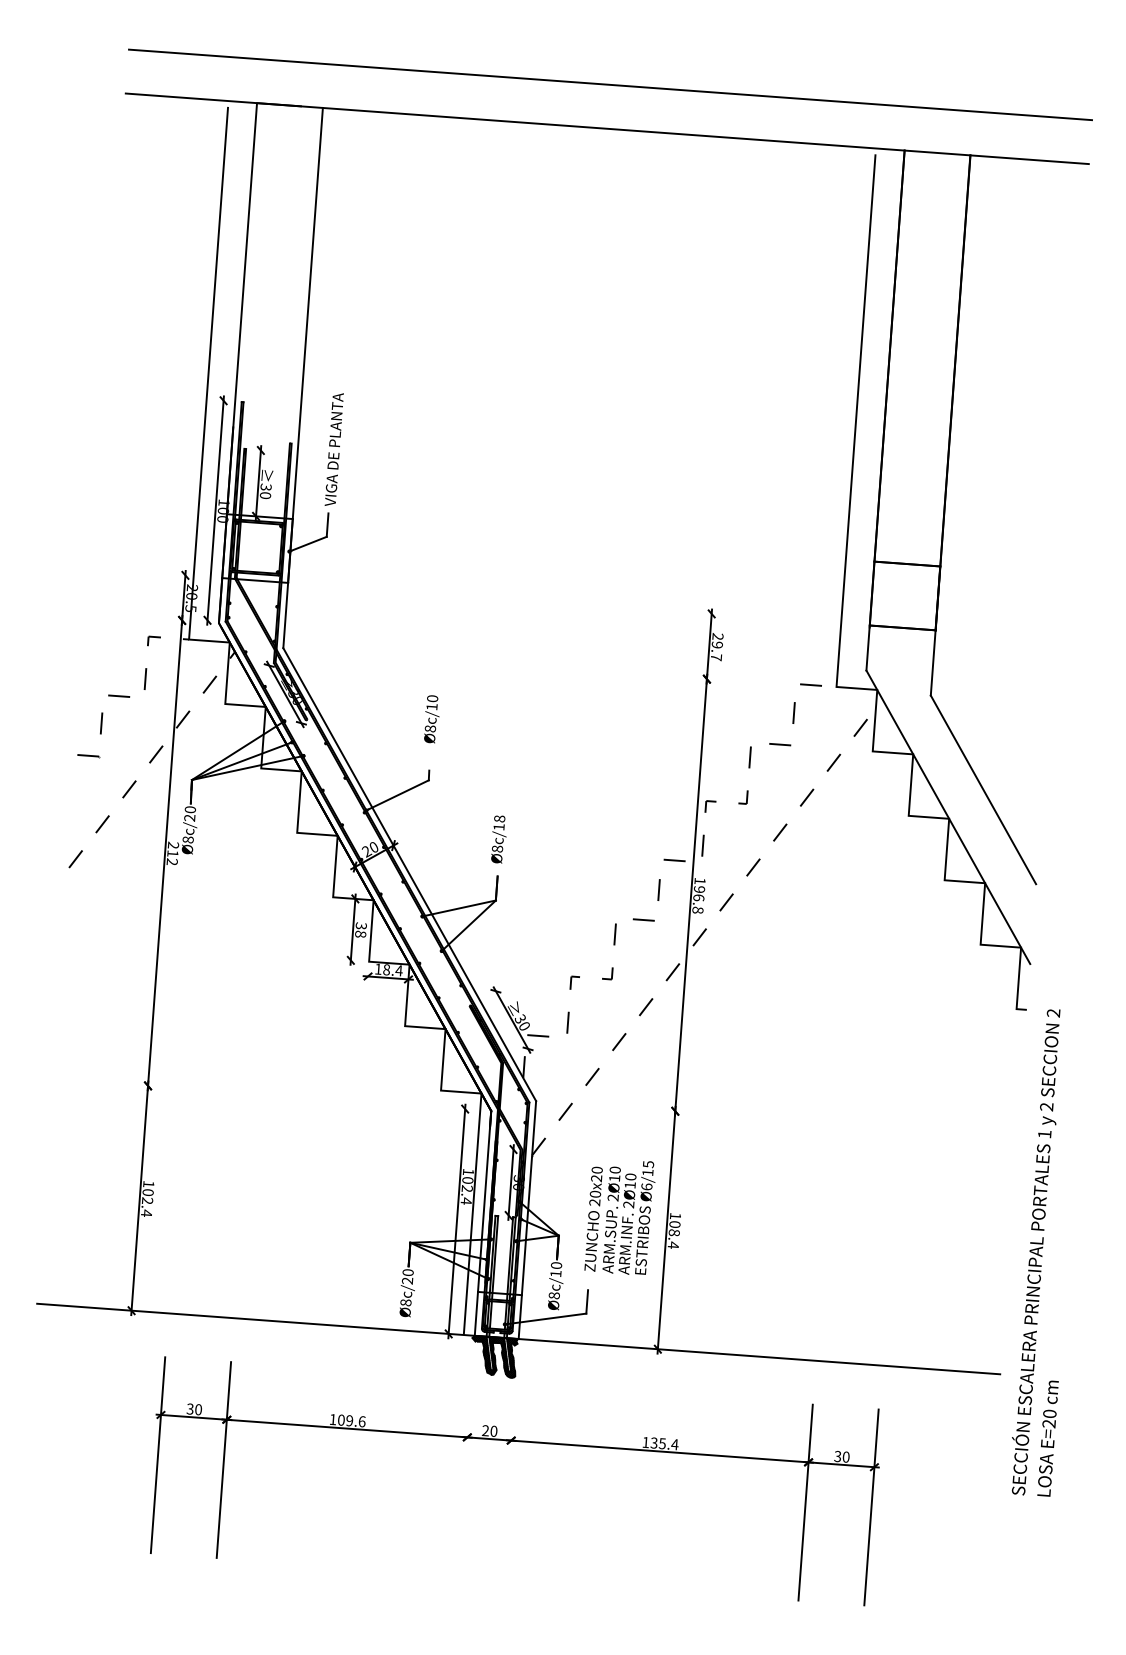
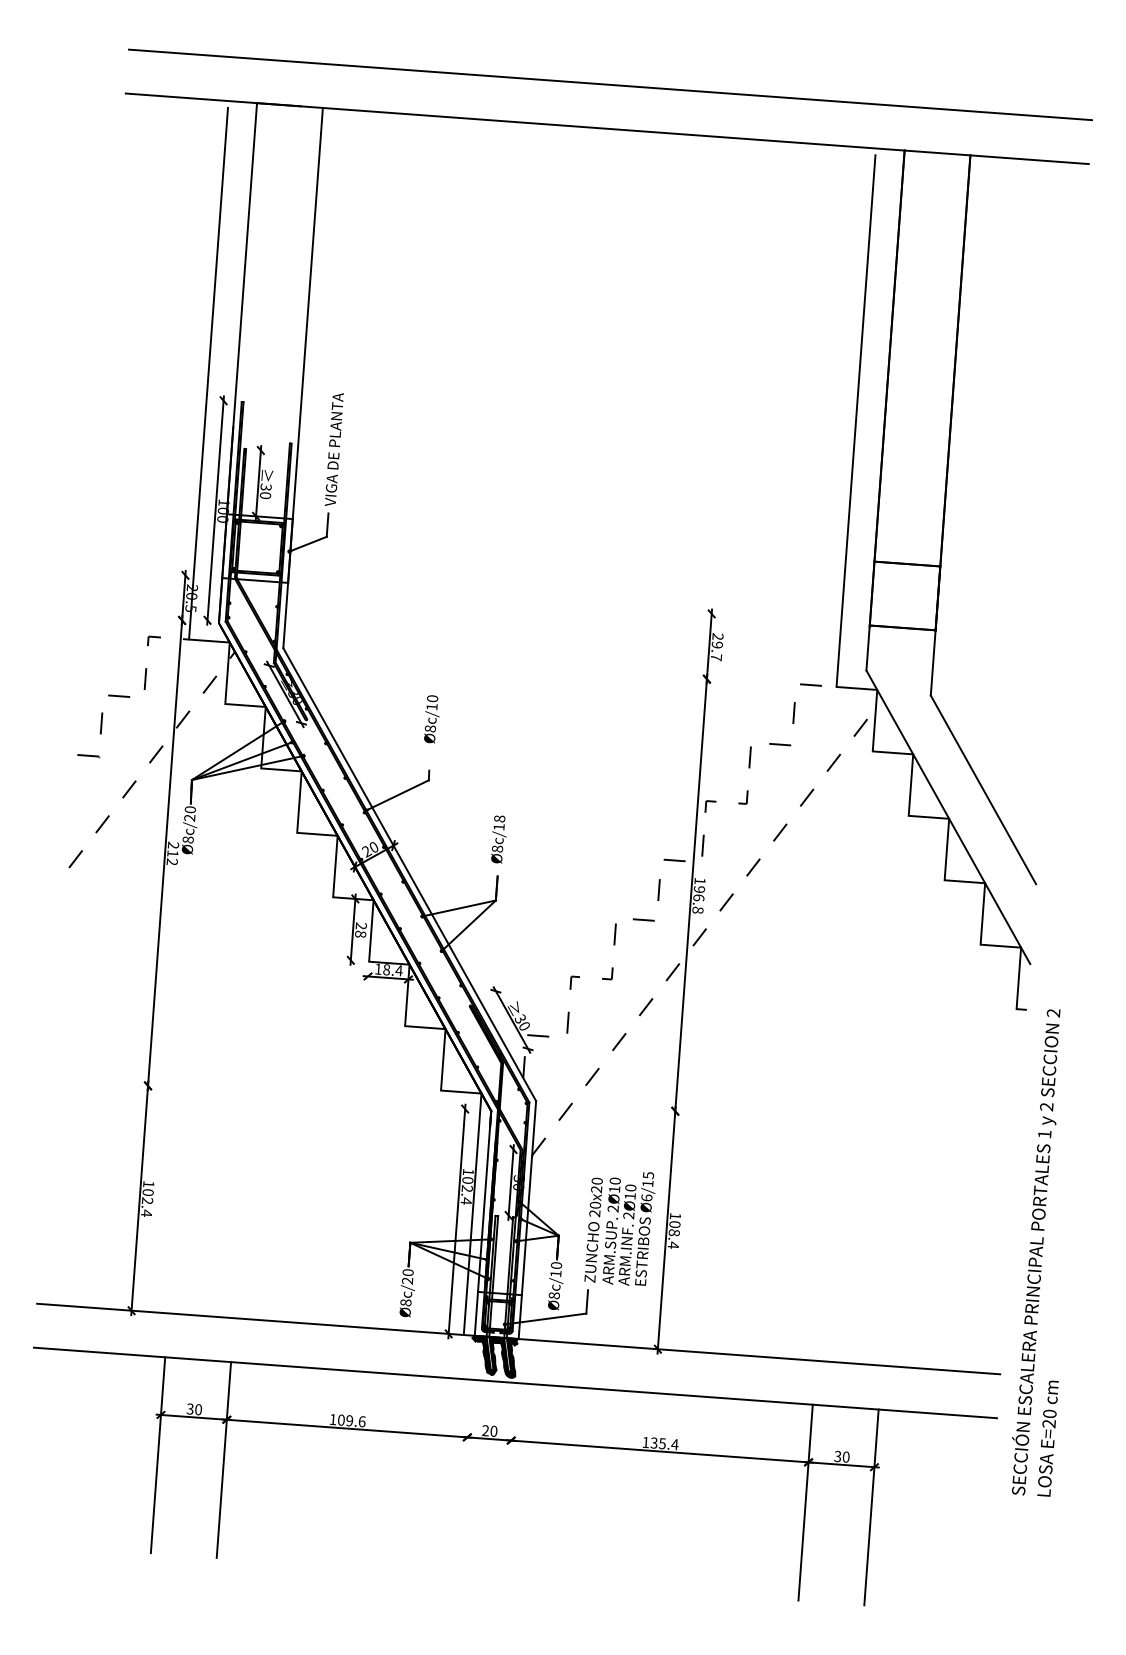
text: 38 -> 28 (360, 925)
text position: (619, 1217) -> (619, 1228) (619, 1228)
line: none -> present (514, 1382)
